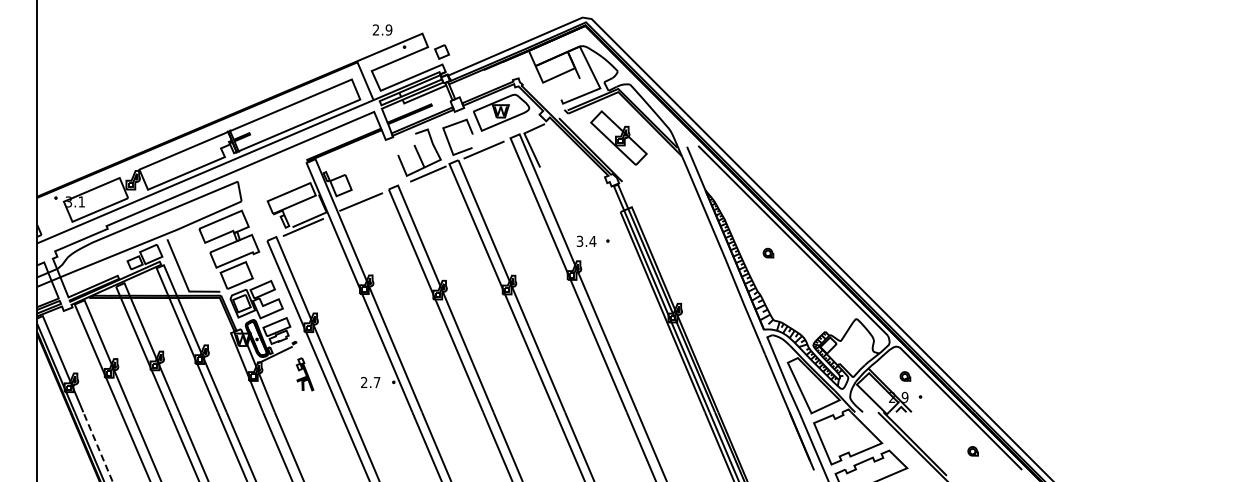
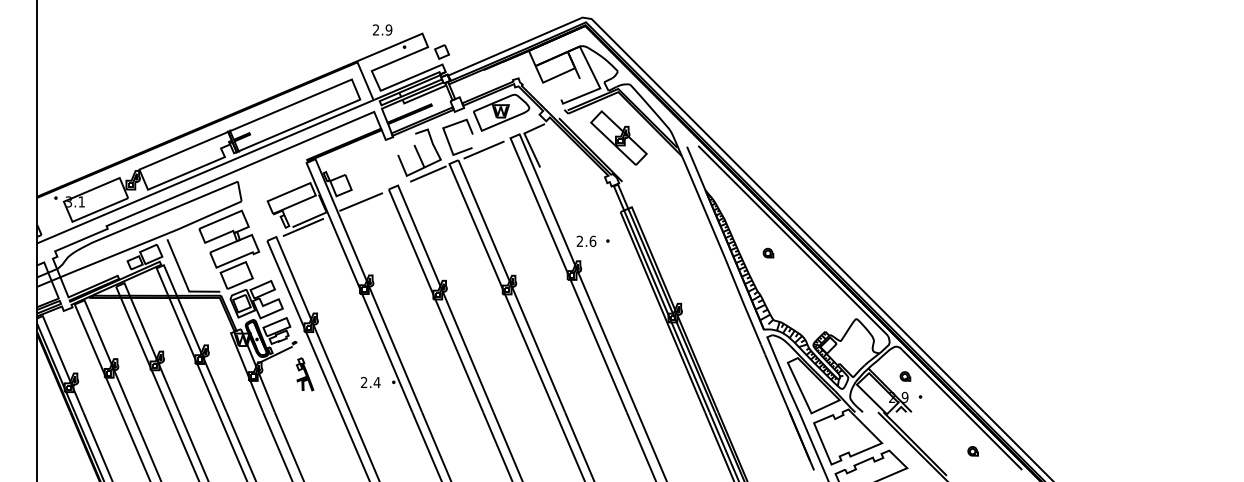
text: 3.4 -> 2.6 (586, 241)
text: 2.7 -> 2.4 (376, 382)
line: dashed -> solid (97, 446)
